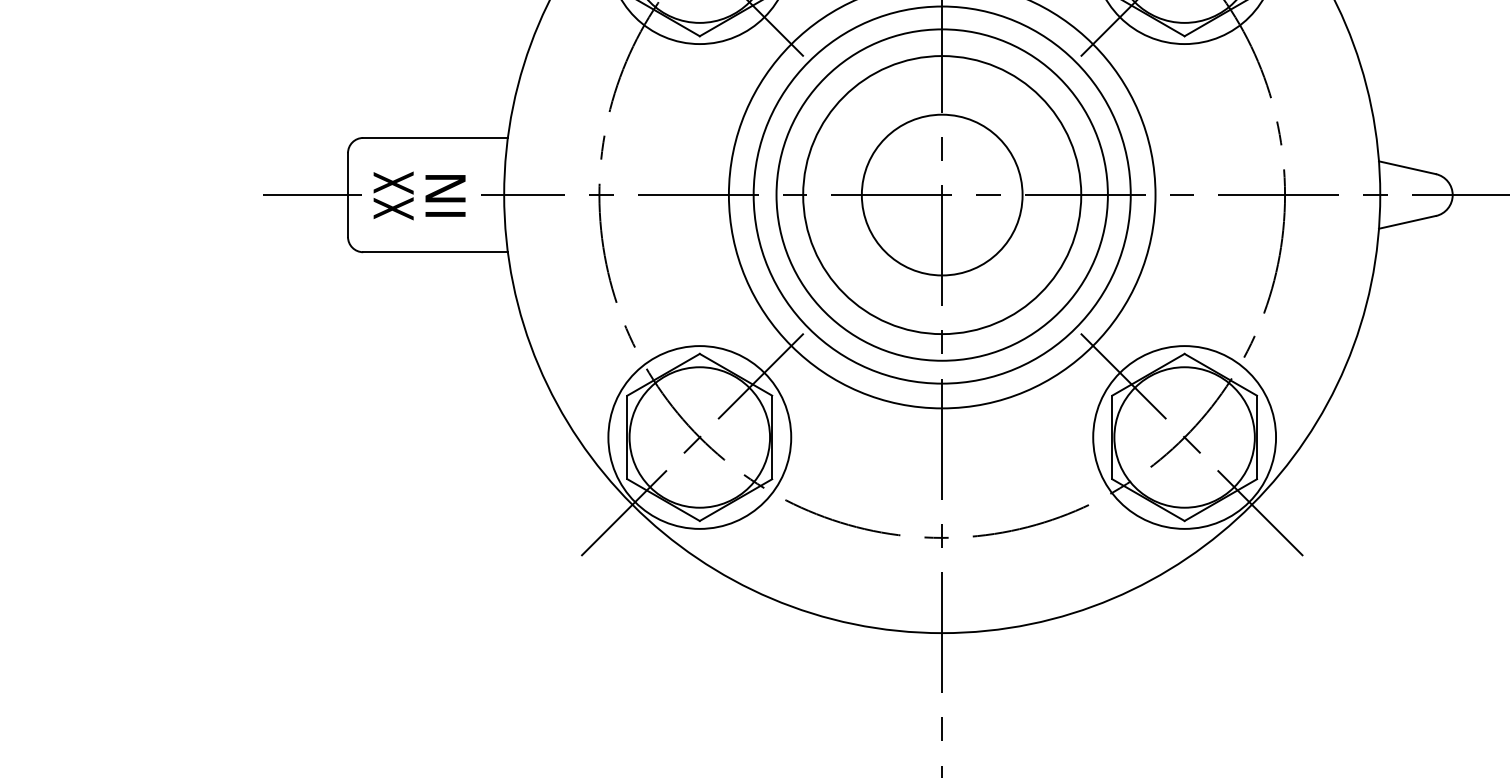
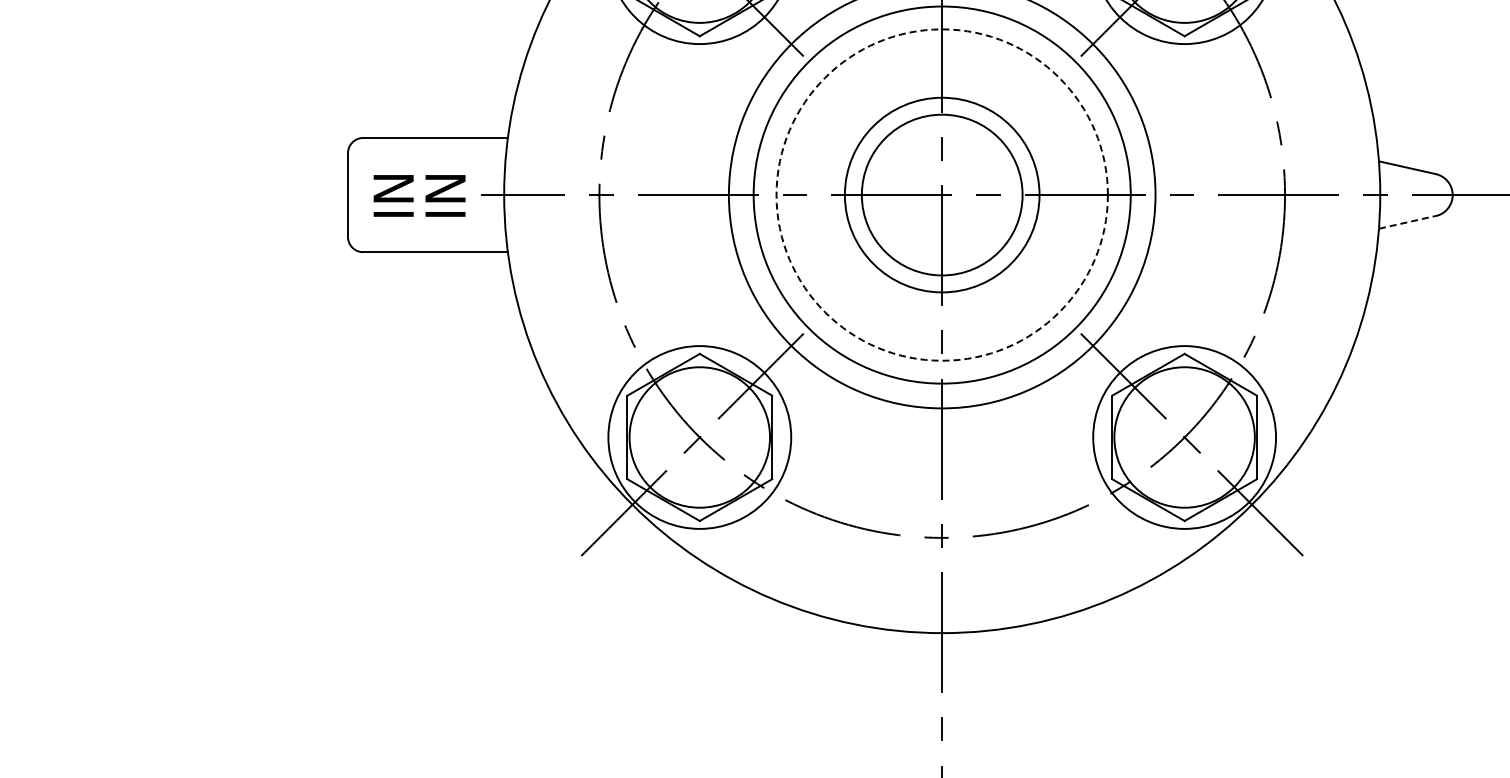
circle: solid -> dashed (941, 194)
line: present -> none (312, 195)
text: XX -> IN (393, 195)
circle diameter: 278 px -> 195 px (941, 194)
line: solid -> dashed (1407, 222)
